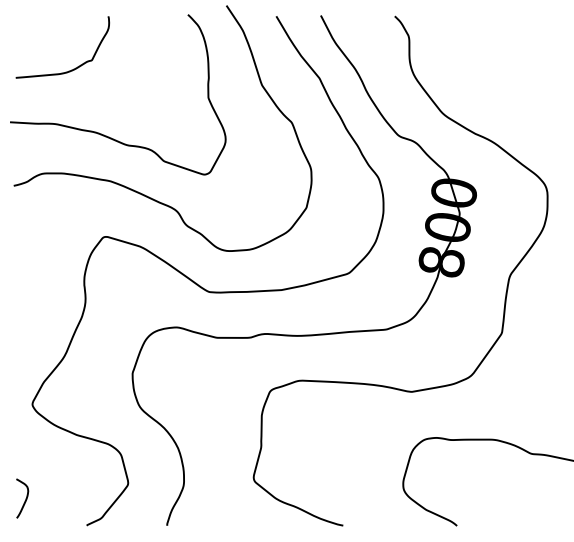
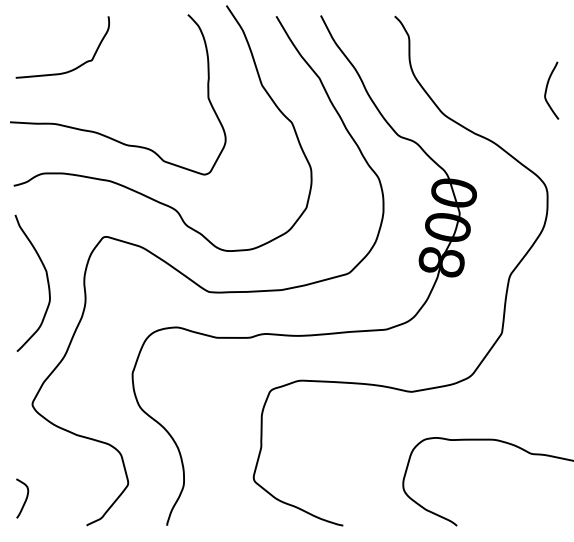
curve: none -> present (547, 89)
curve: none -> present (46, 279)
